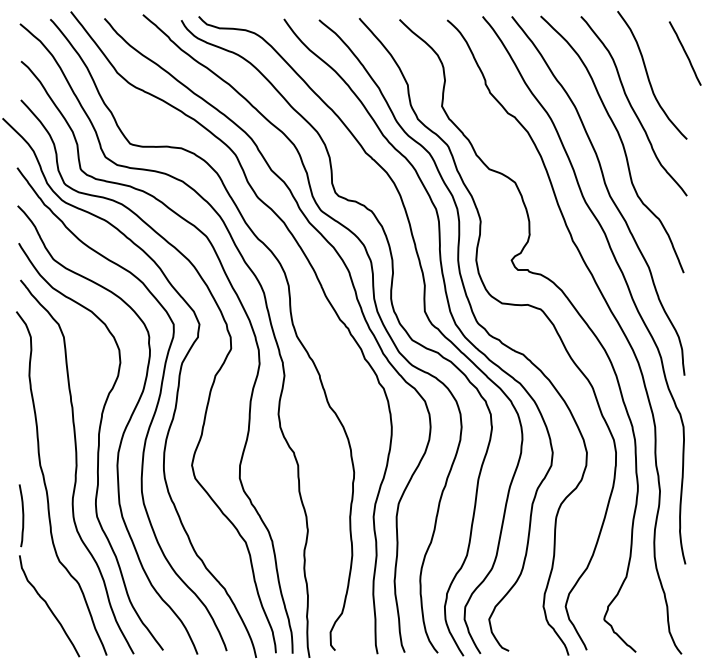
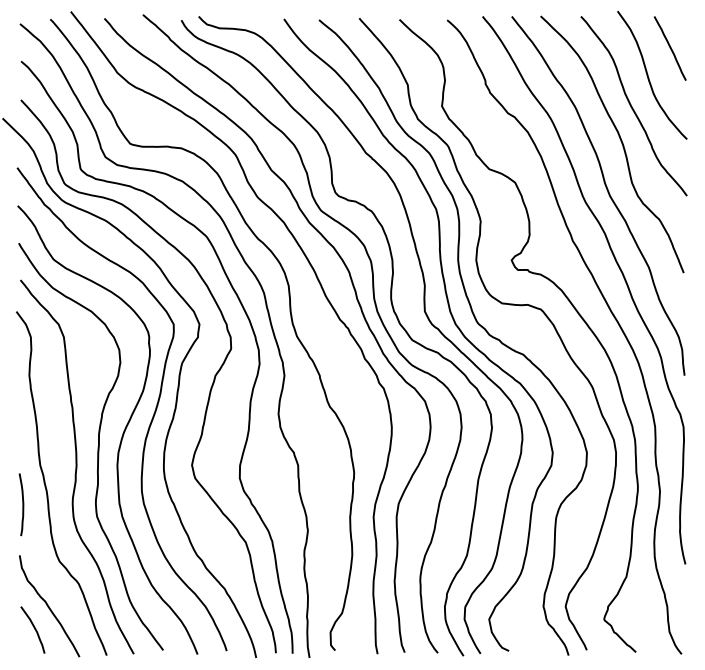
curve position: (684, 53) -> (669, 48) (669, 48)
curve position: (22, 515) -> (22, 504) (22, 504)
curve: none -> present (34, 629)
